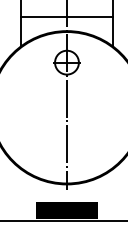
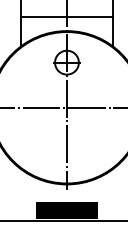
line: none -> present (63, 107)
